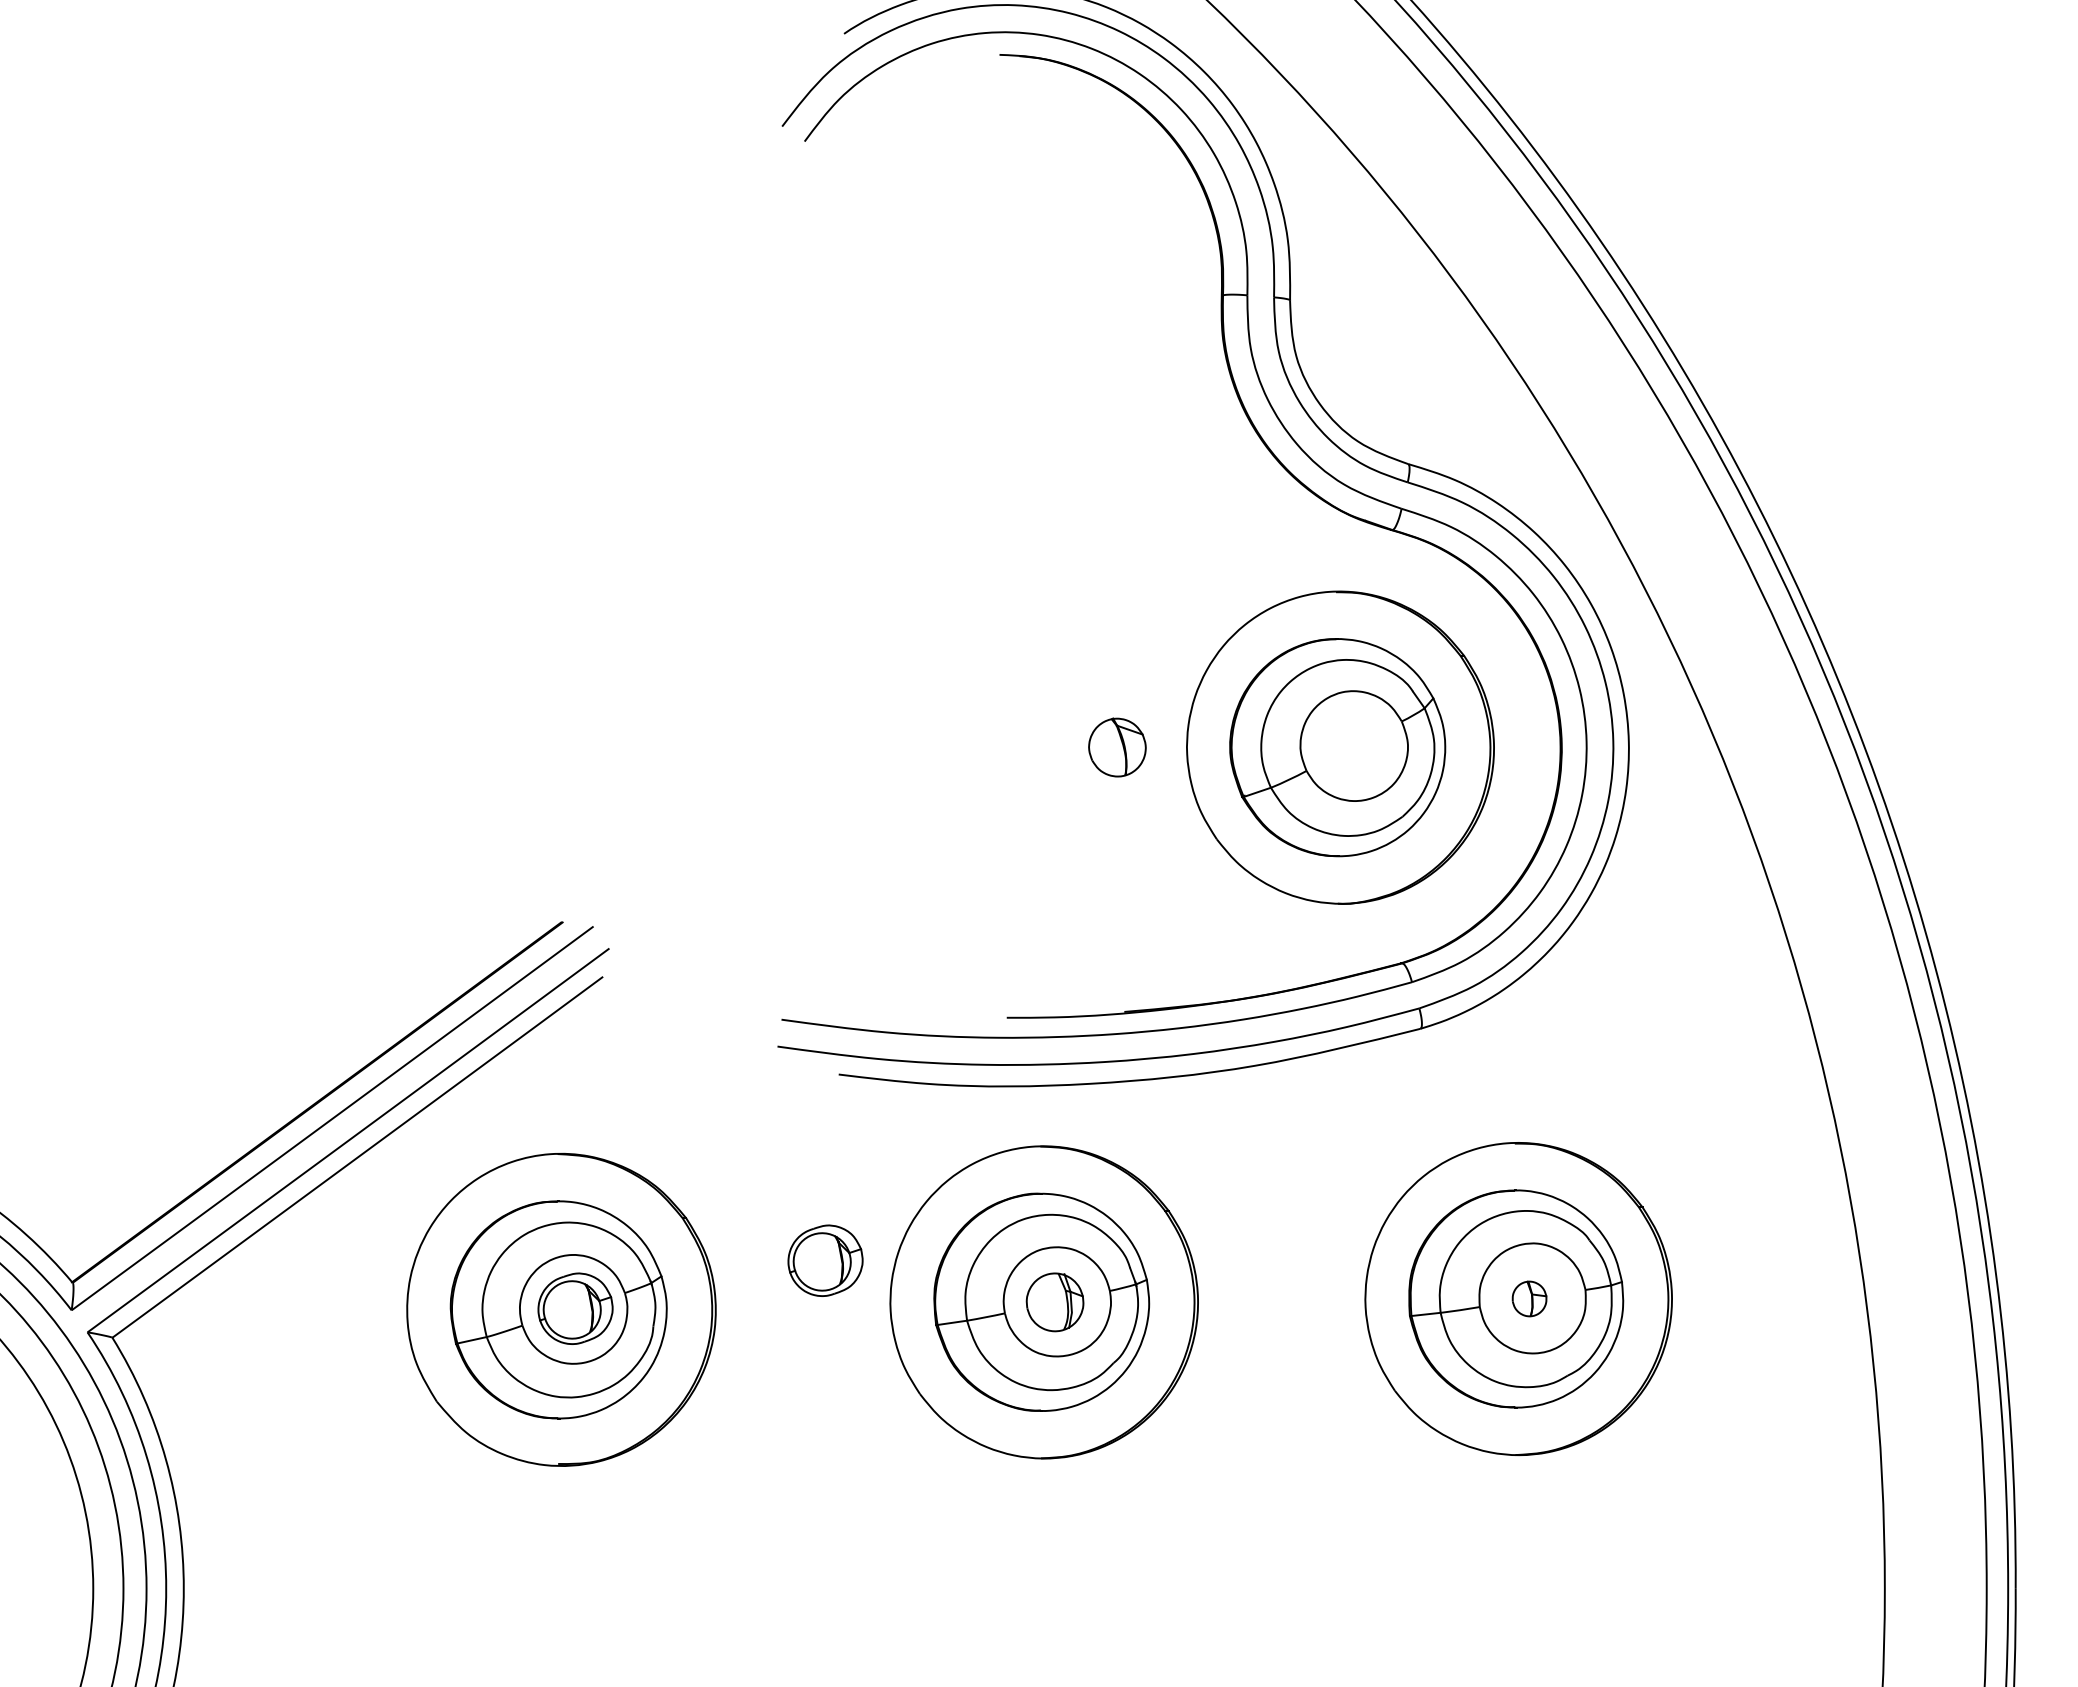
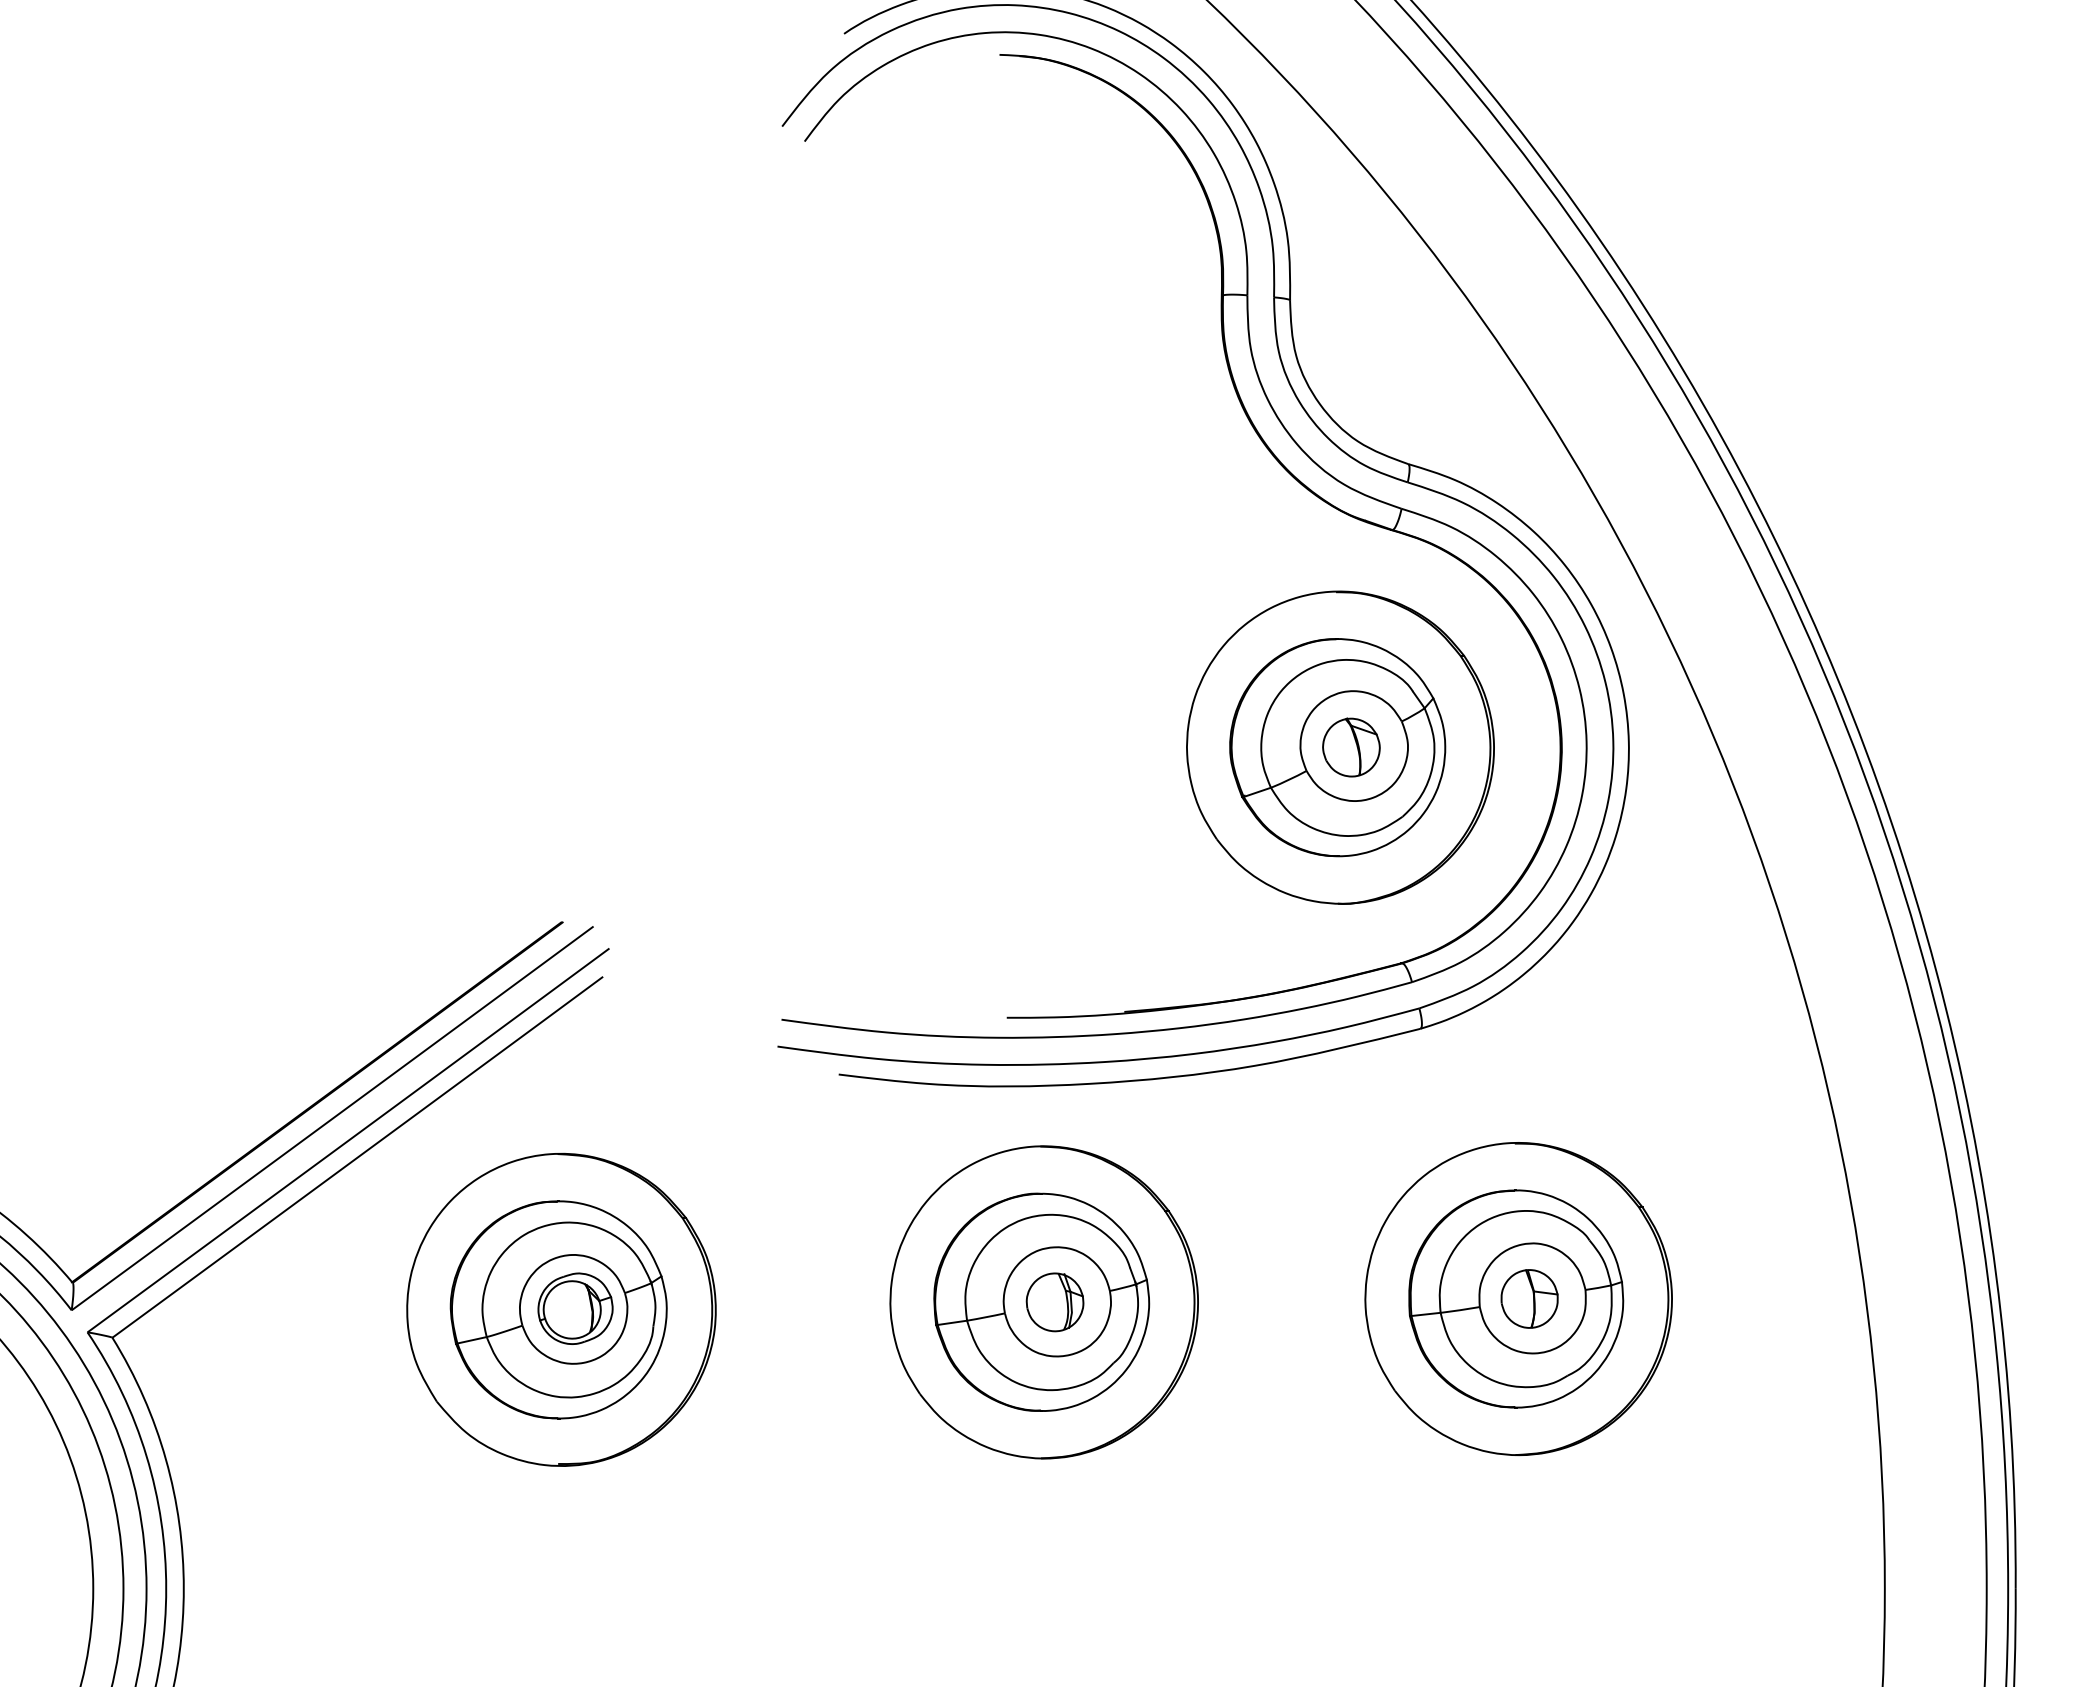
part position: (1117, 747) -> (1351, 747) (1351, 747)
part: present -> none (825, 1260)
part size: 37x38 px -> 59x60 px (1529, 1298)
